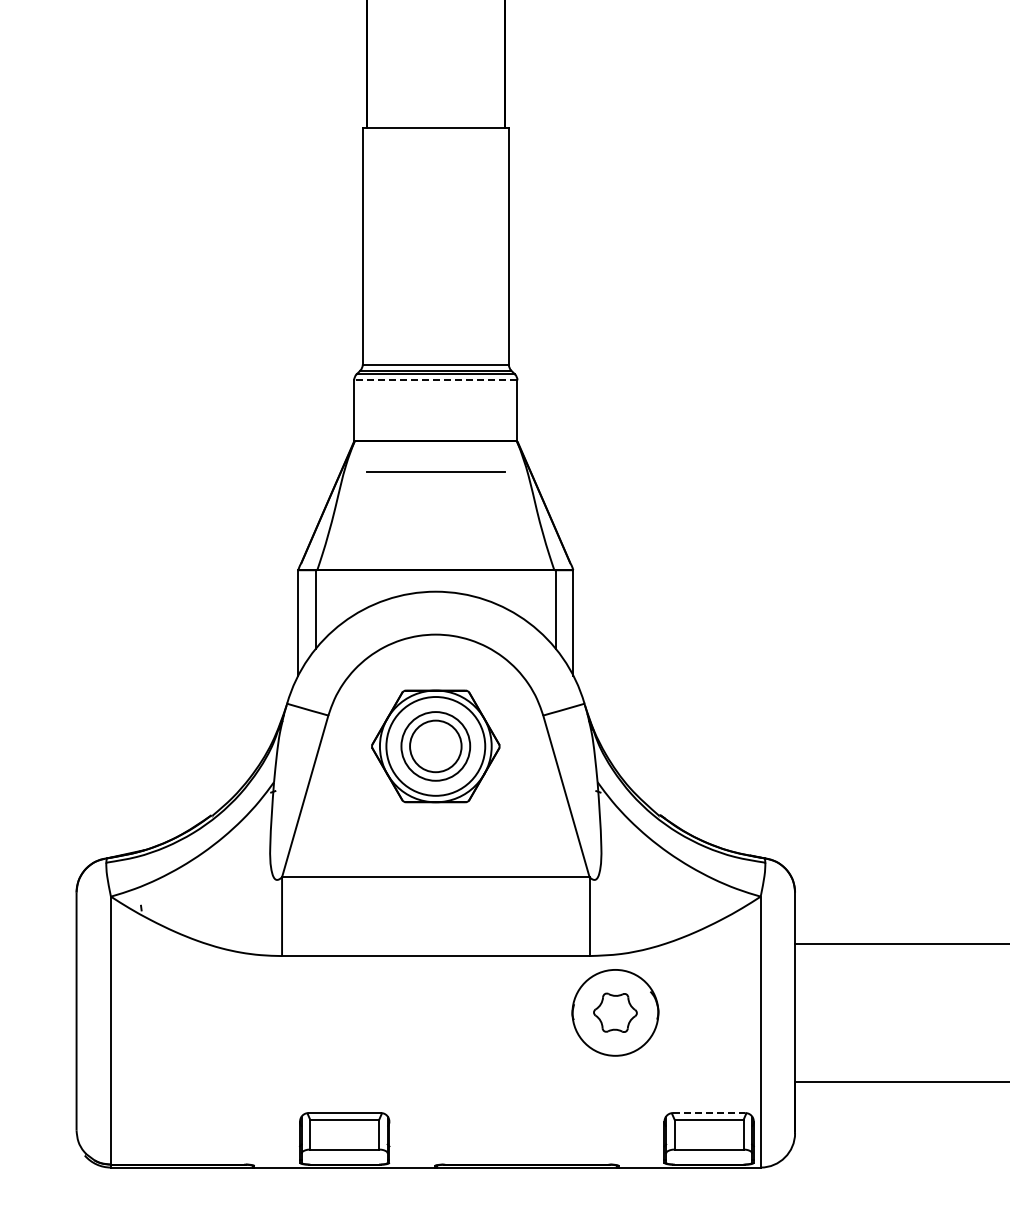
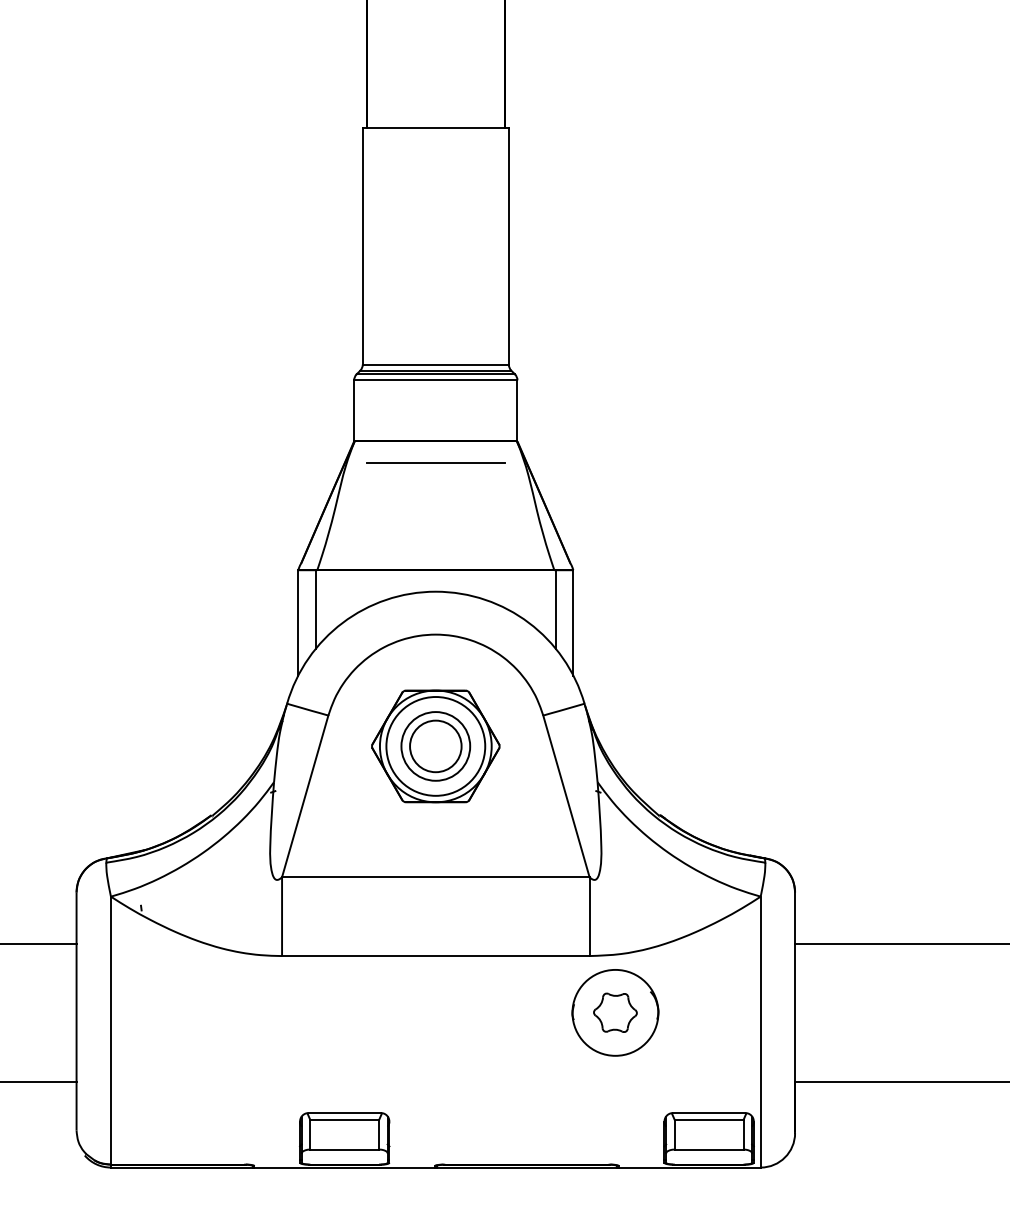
line: dashed -> solid (435, 380)
line position: (435, 471) -> (435, 462) (435, 462)
line: none -> present (39, 944)
line: none -> present (39, 1081)
line: dashed -> solid (709, 1113)
